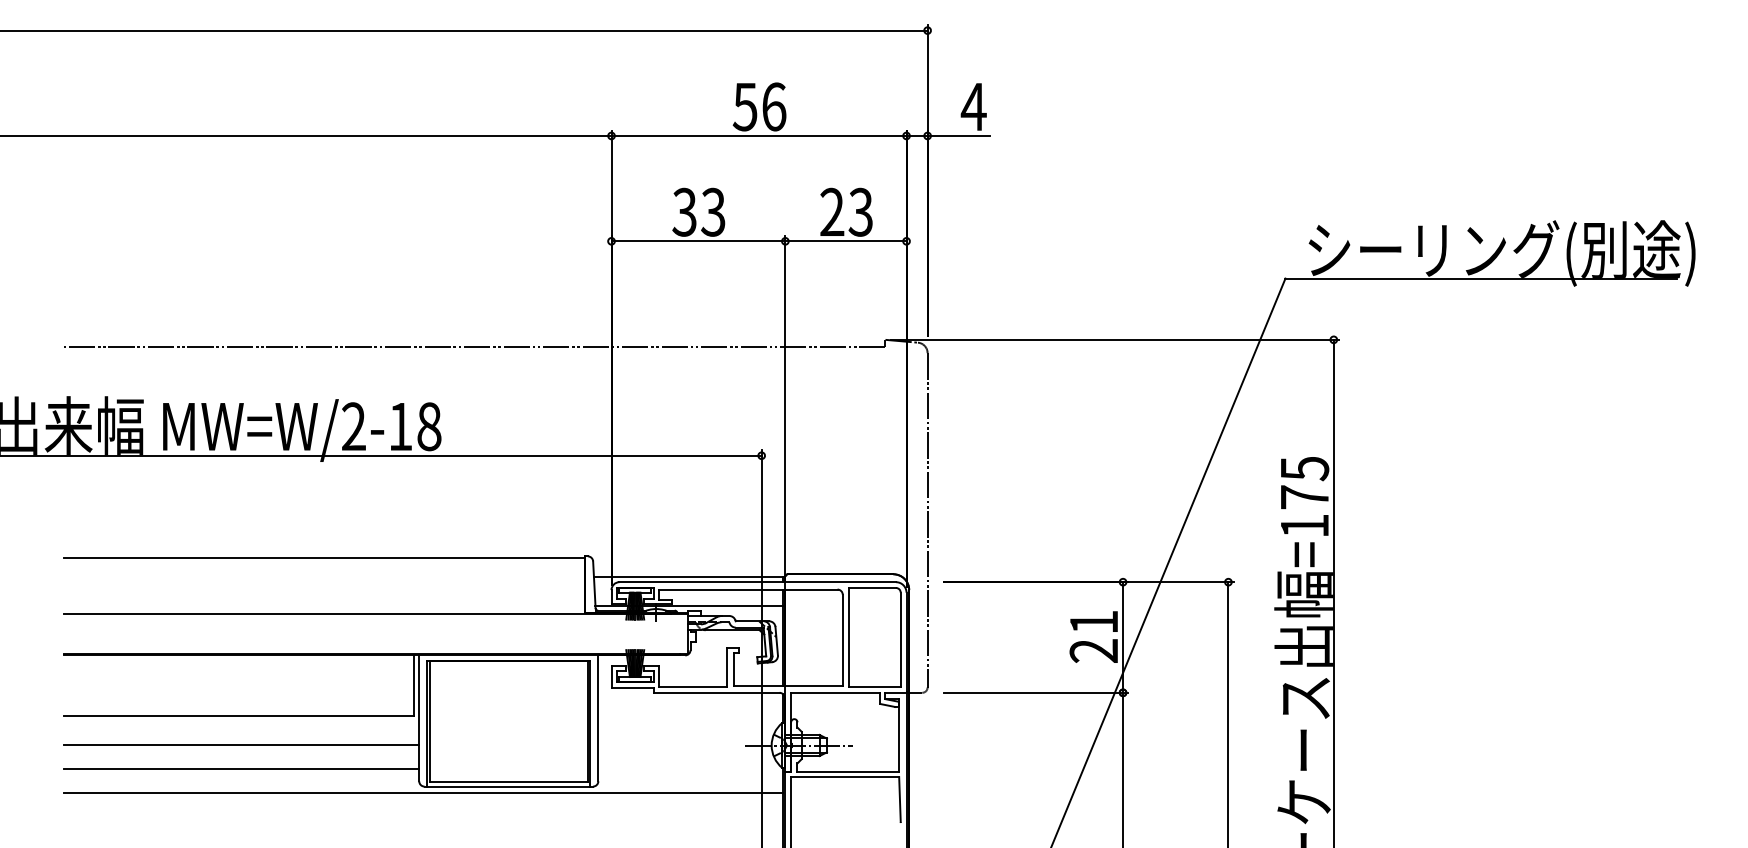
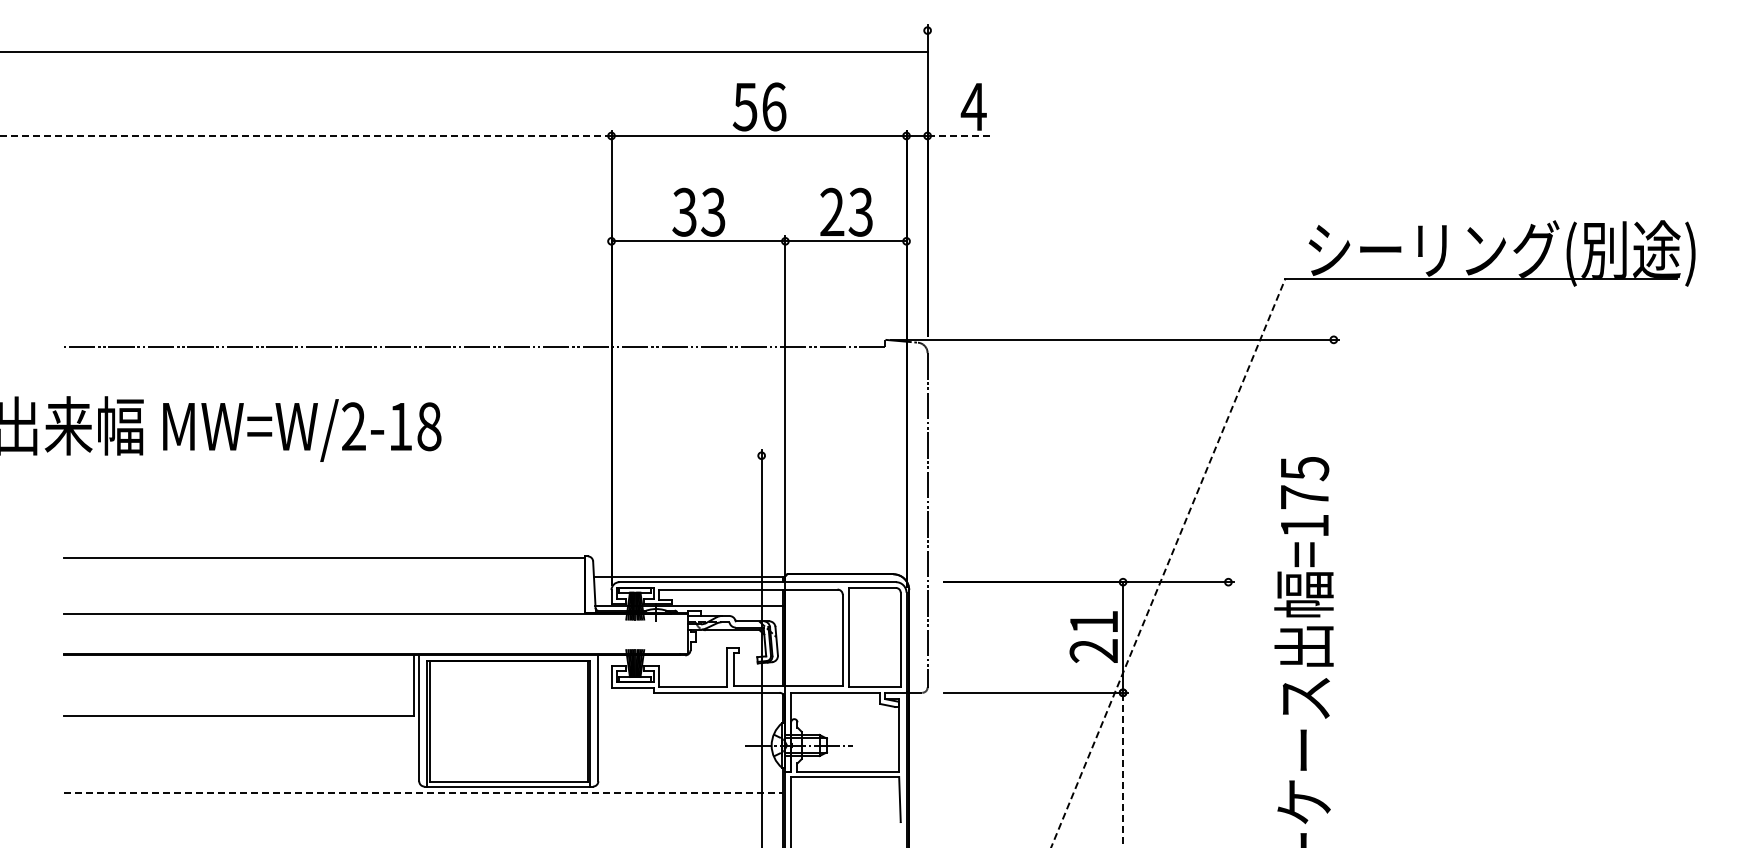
line position: (464, 30) -> (464, 51) (464, 51)
line: solid -> dashed (305, 135)
line: solid -> dashed (959, 135)
line: present -> none (381, 455)
line: solid -> dashed (1168, 562)
line: present -> none (1333, 591)
line: present -> none (1228, 713)
line: present -> none (241, 744)
line: present -> none (241, 768)
line: solid -> dashed (1123, 769)
line: solid -> dashed (423, 792)
